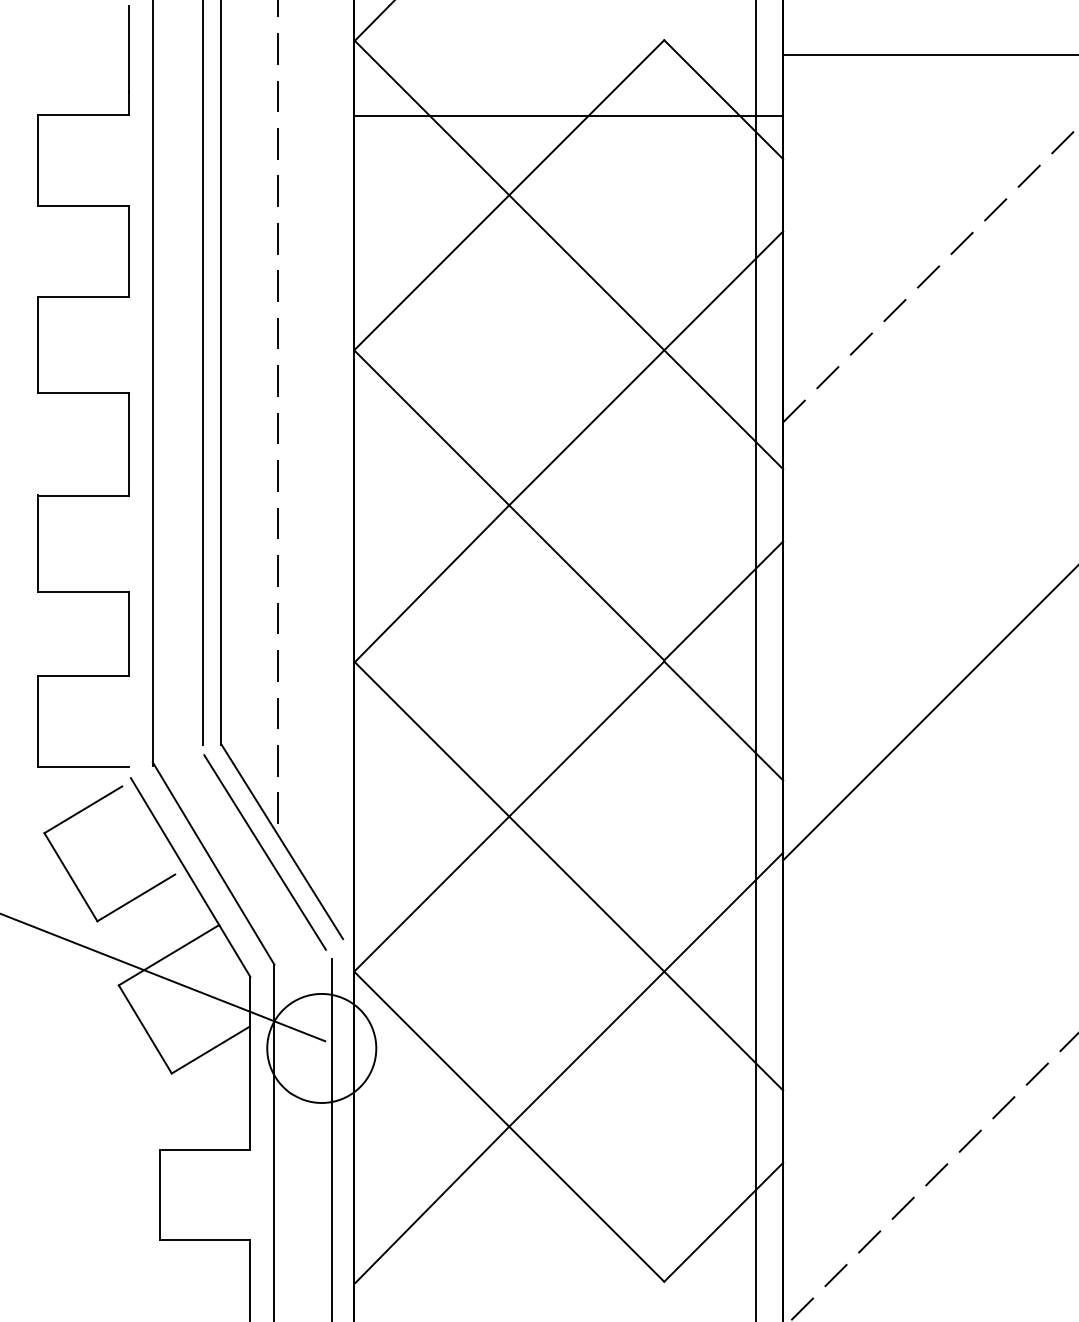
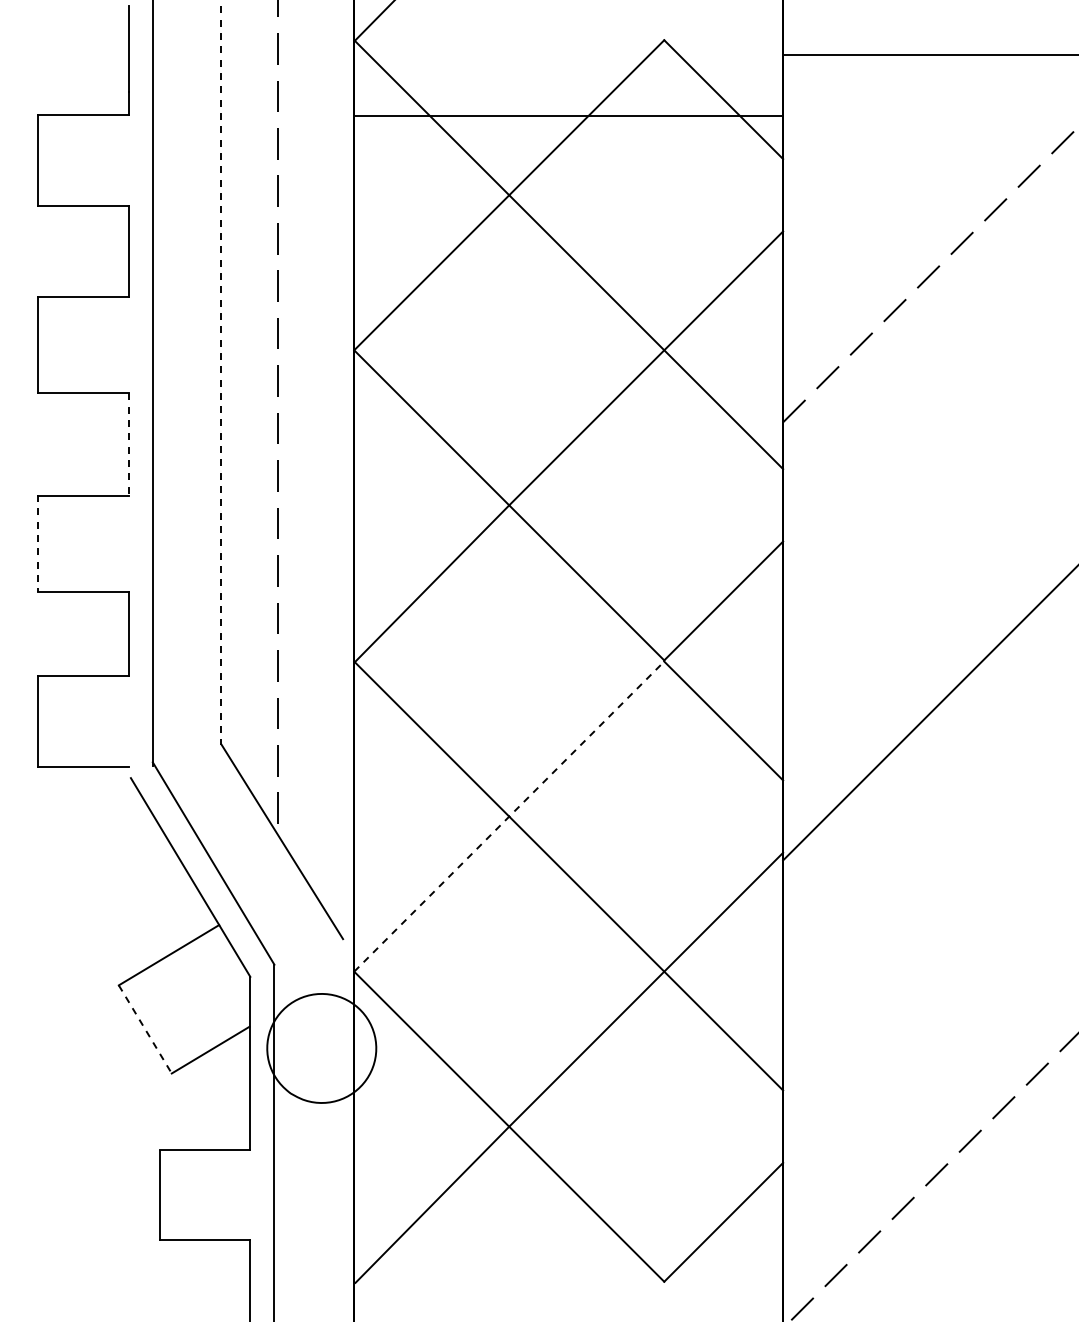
line: solid -> dashed (221, 372)
line: present -> none (202, 373)
line: solid -> dashed (128, 445)
line: solid -> dashed (38, 543)
line: present -> none (755, 660)
line: solid -> dashed (509, 816)
line: present -> none (264, 852)
part: present -> none (72, 877)
line: present -> none (163, 977)
line: solid -> dashed (145, 1029)
line: present -> none (331, 1138)
